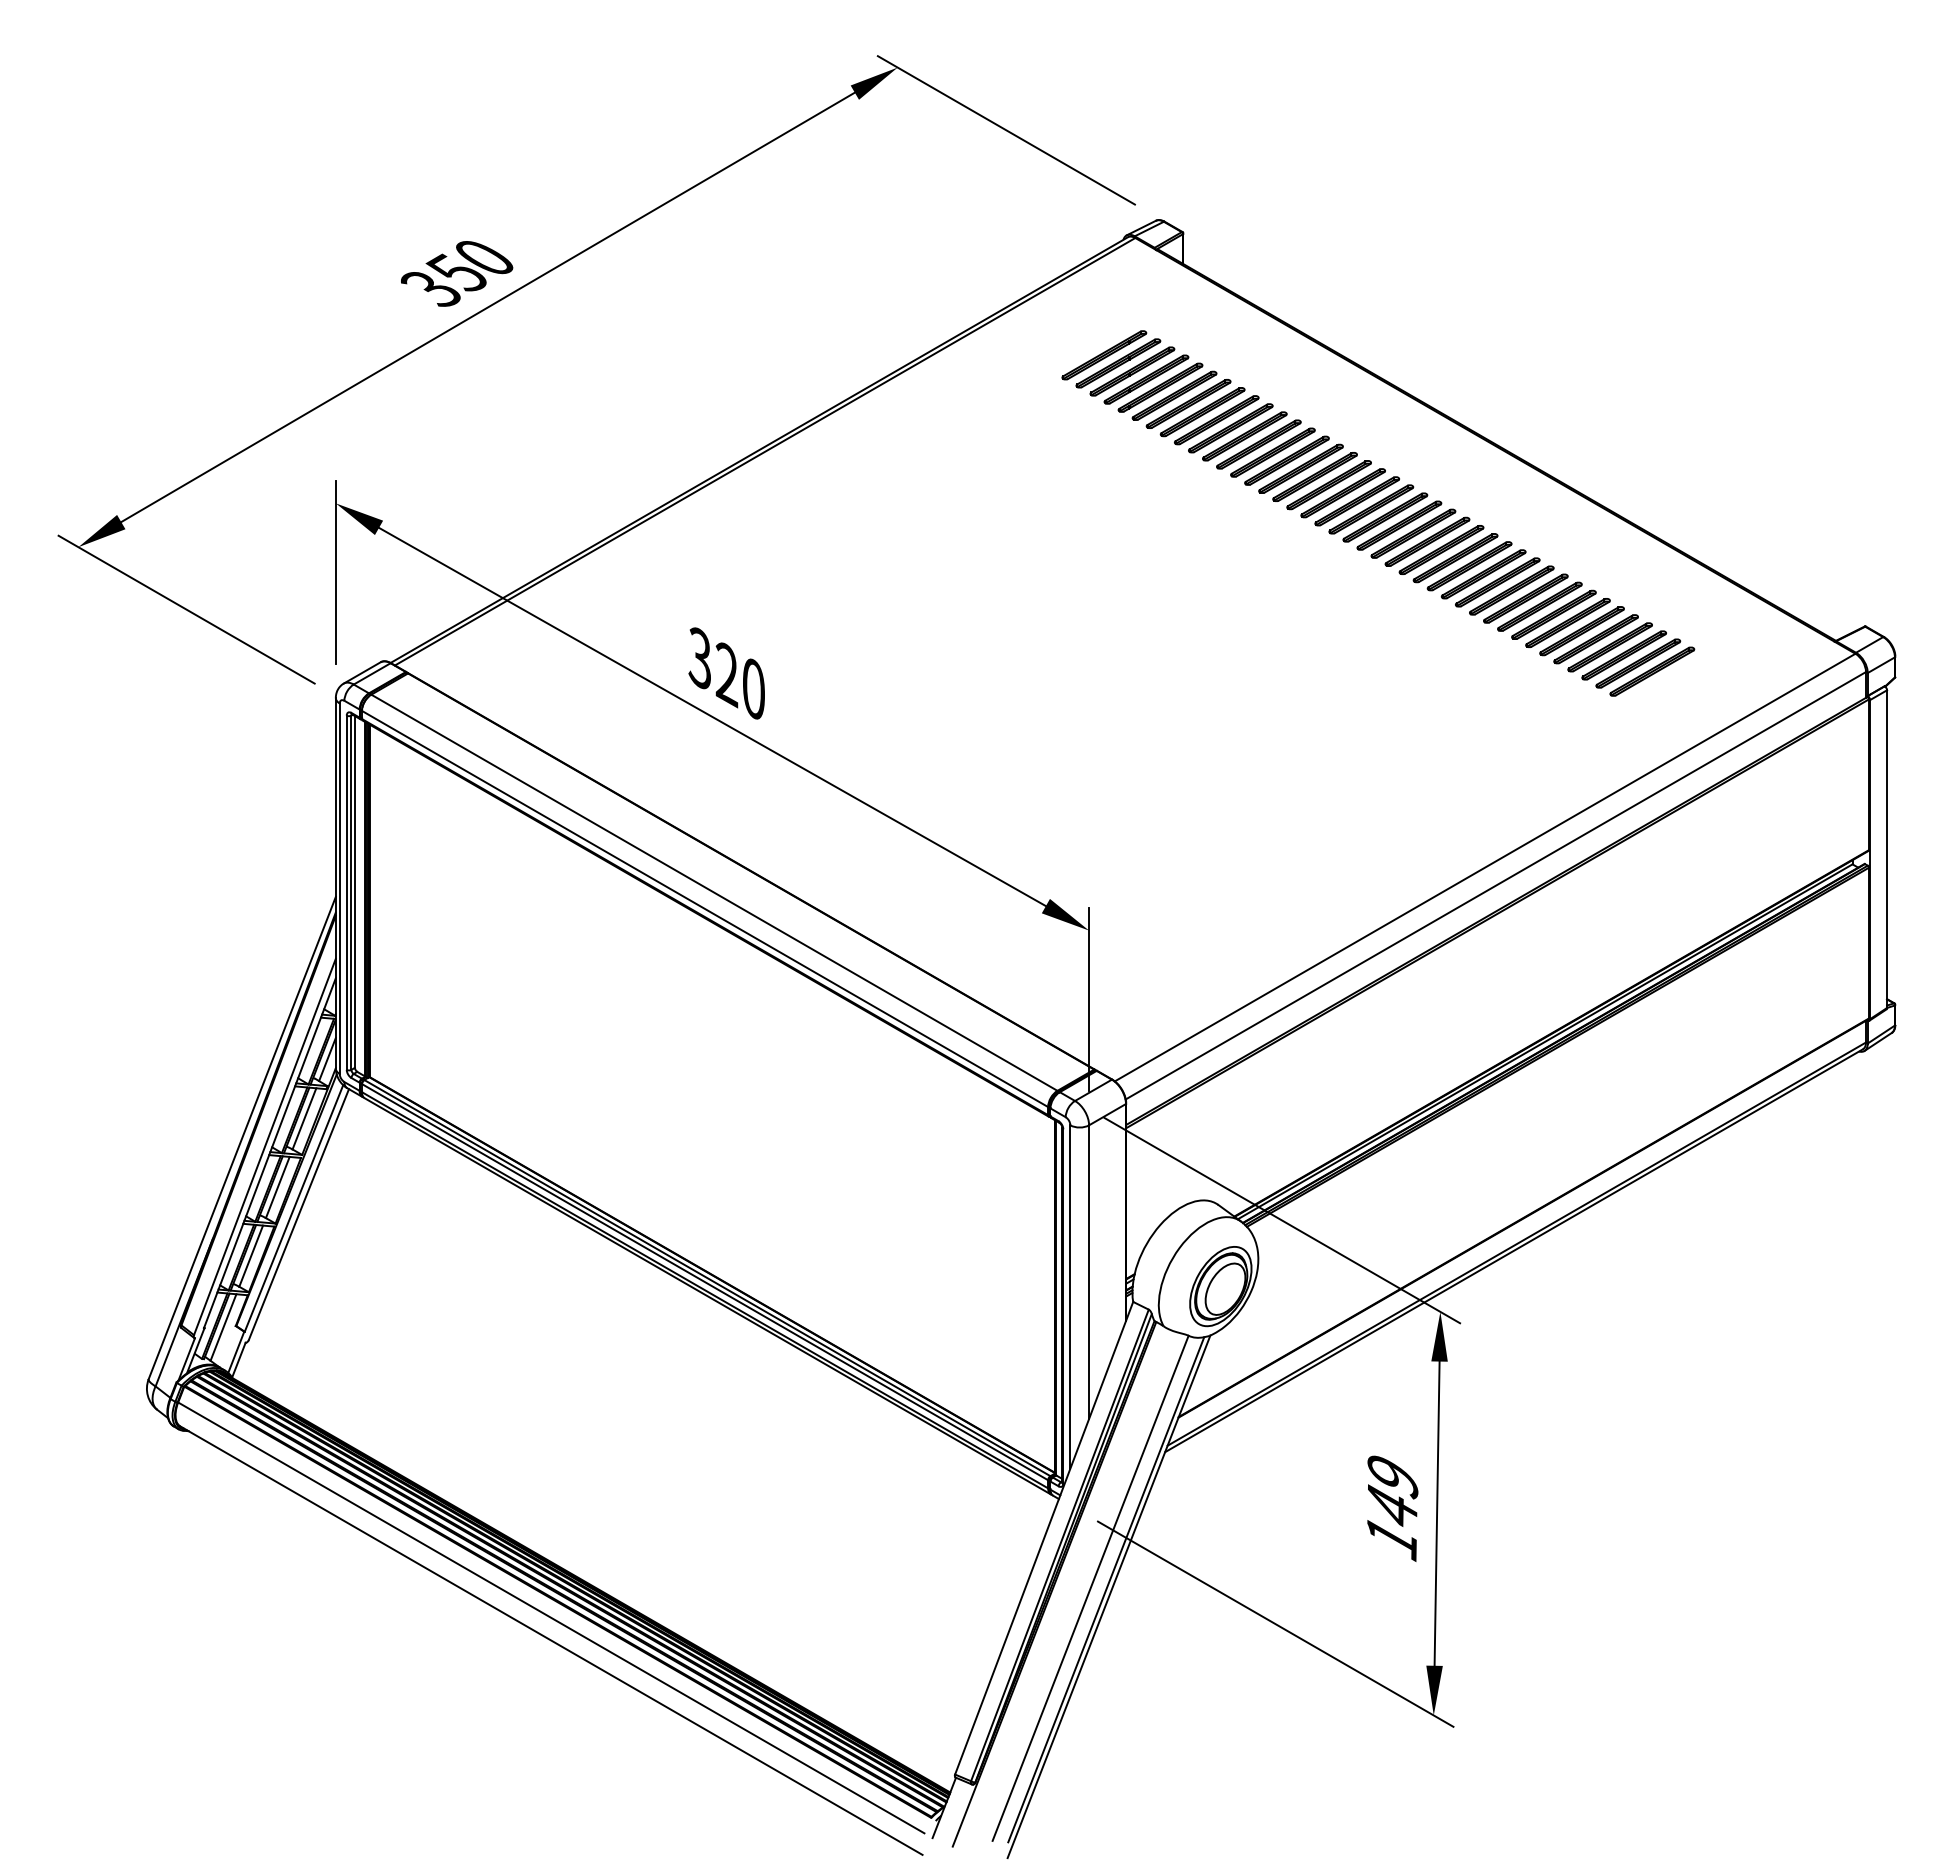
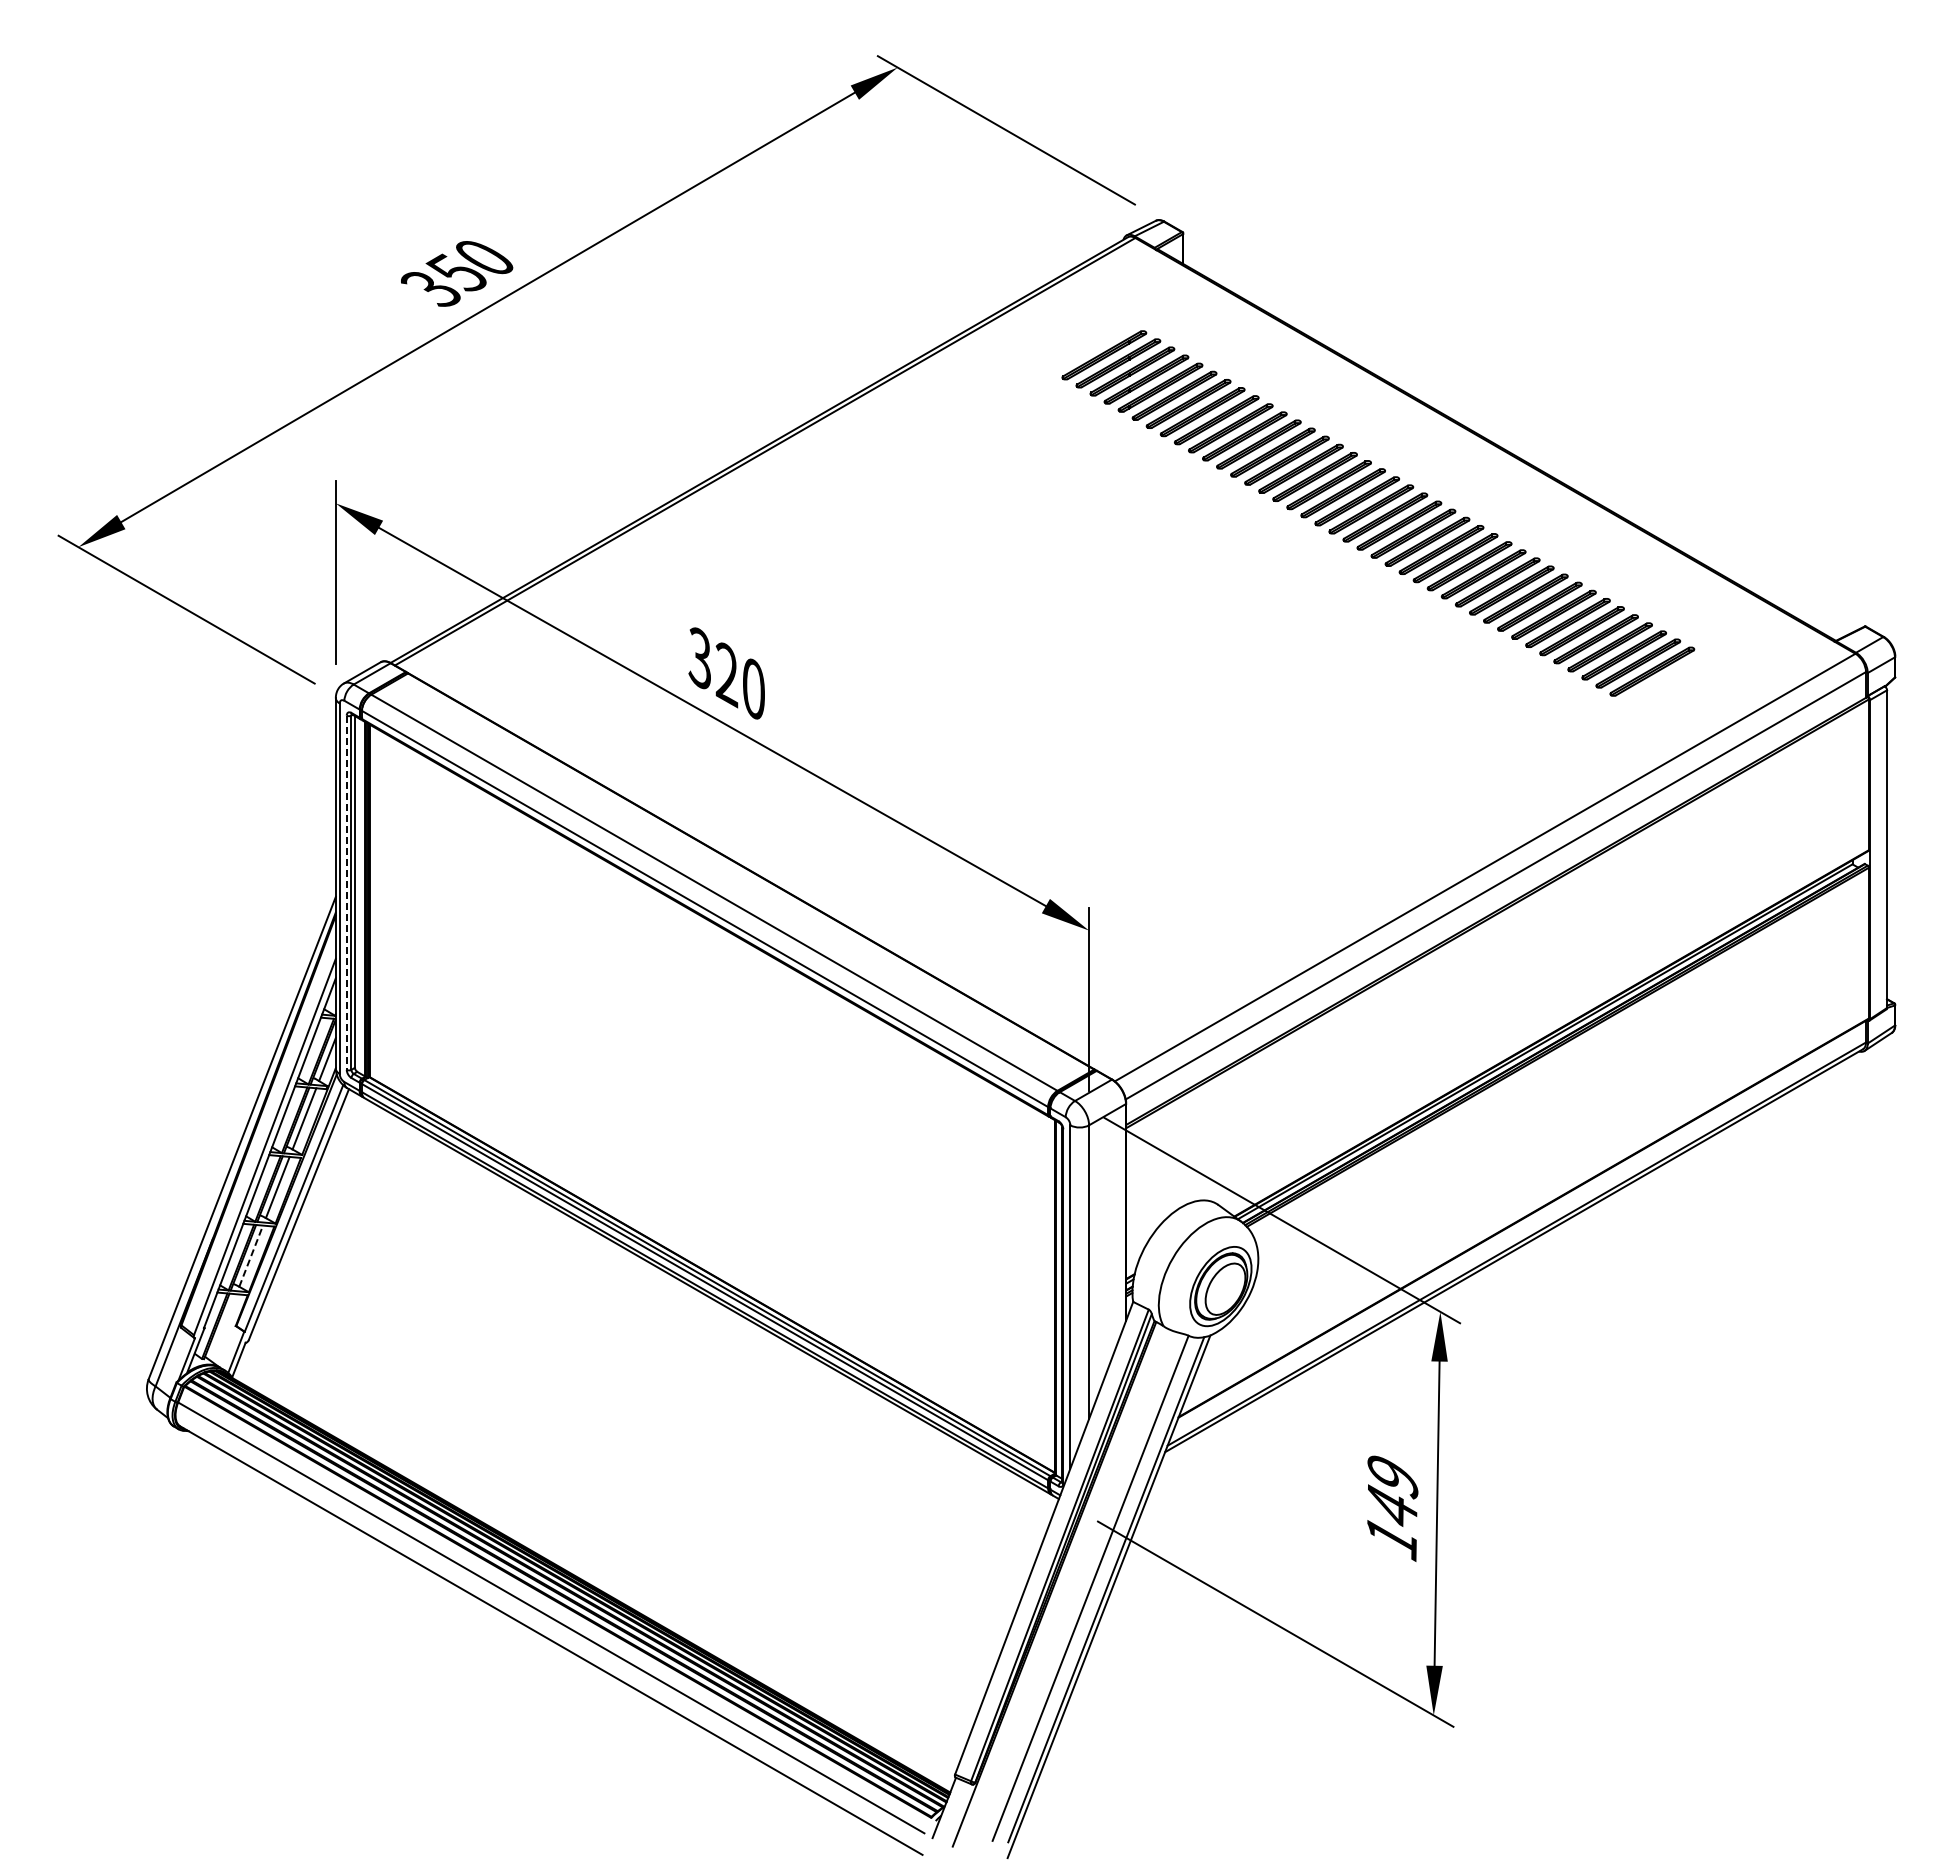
line: solid -> dashed (346, 893)
line: solid -> dashed (251, 1256)
line: present -> none (223, 1327)
